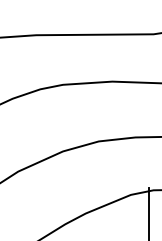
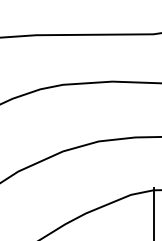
line position: (148, 212) -> (153, 212) (153, 212)
